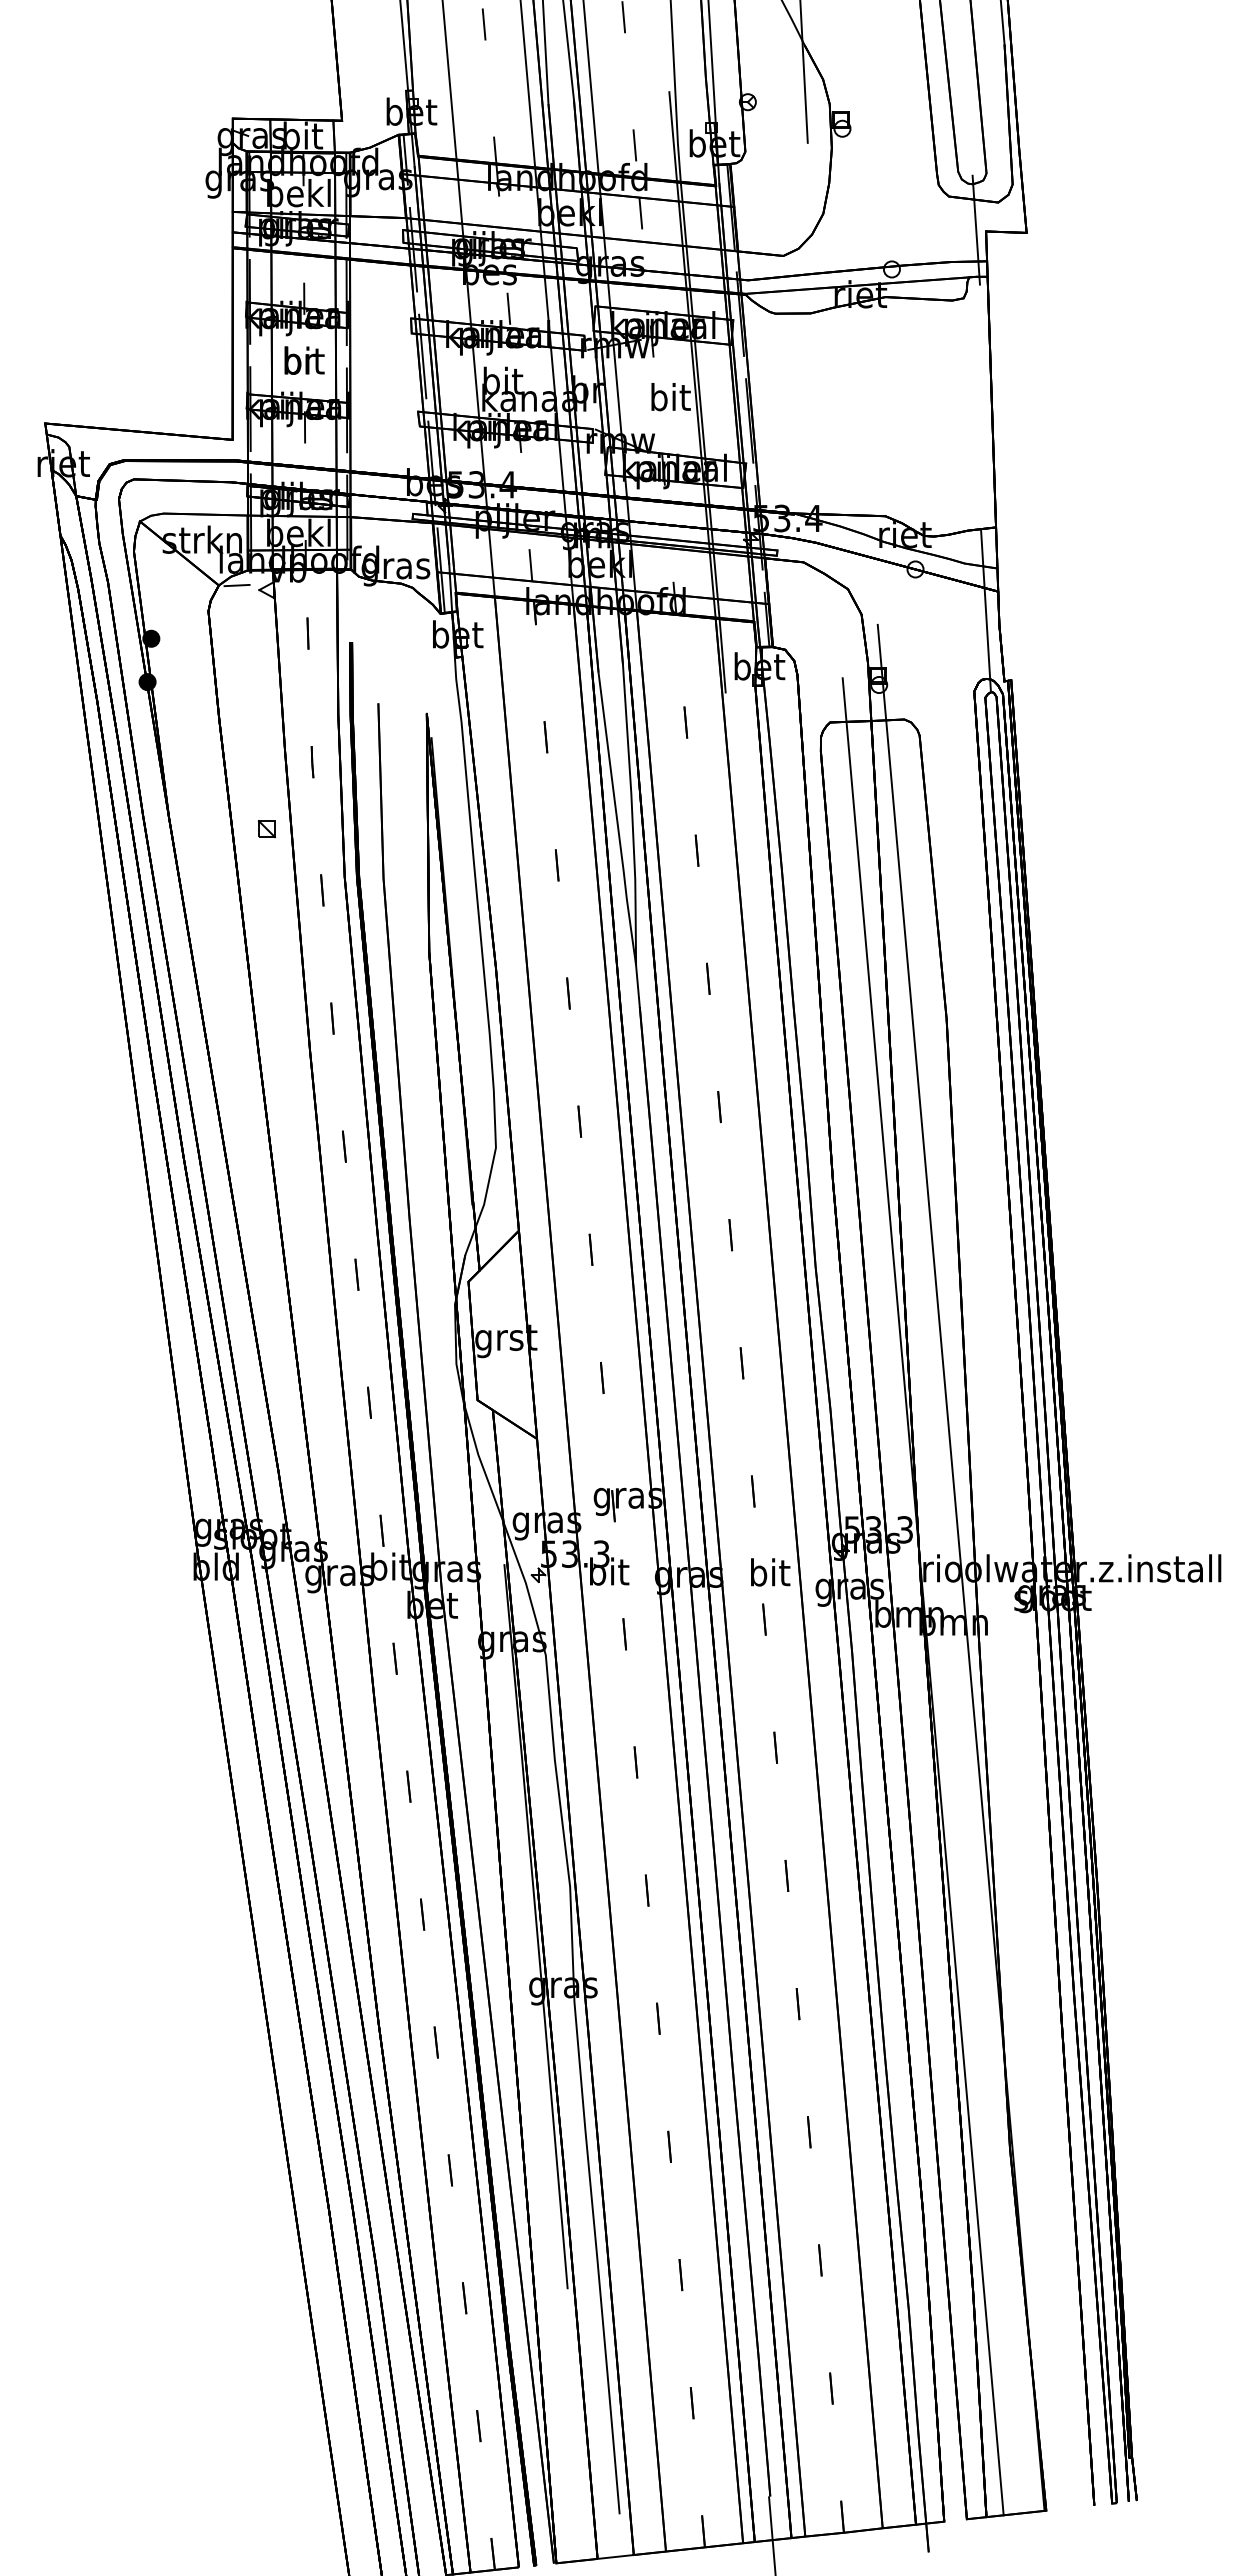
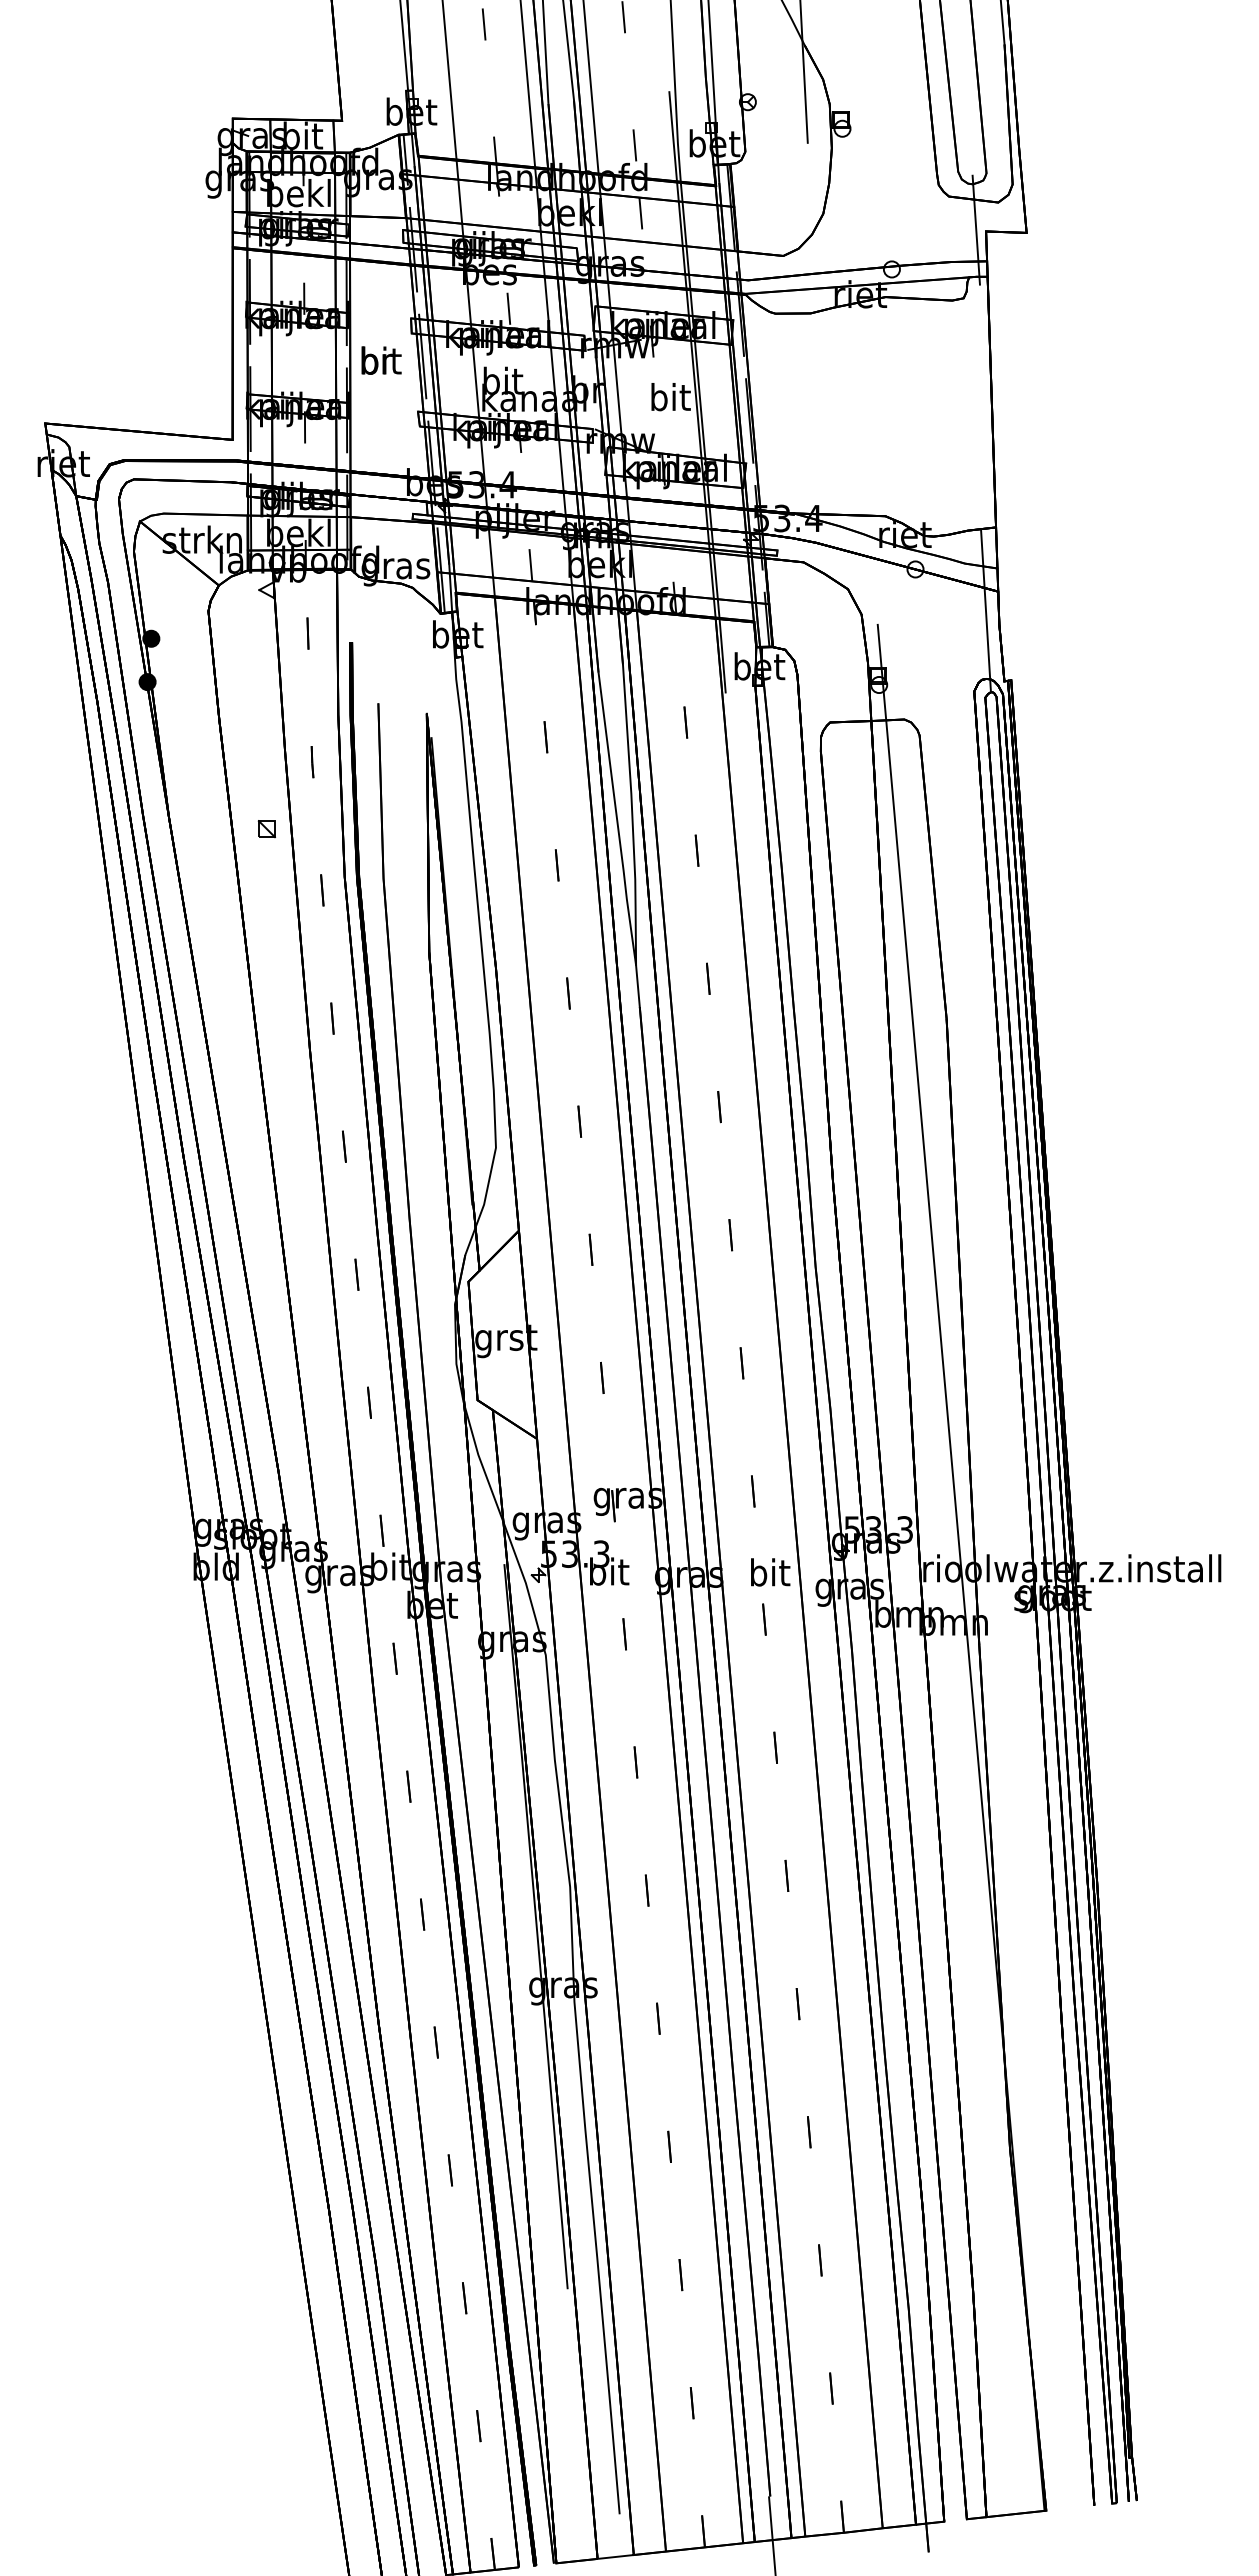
text position: (304, 360) -> (381, 360) (381, 360)
line: present -> none (236, 585)
line: present -> none (922, 1596)
